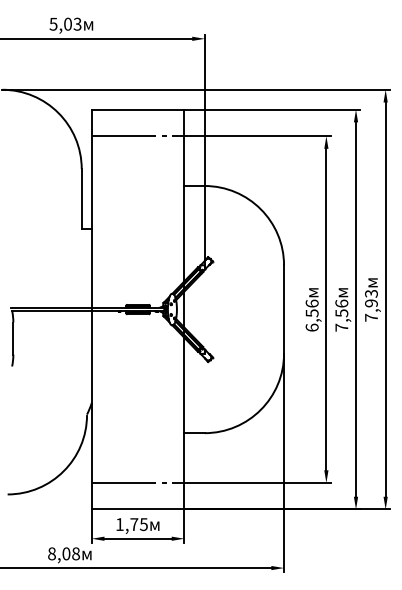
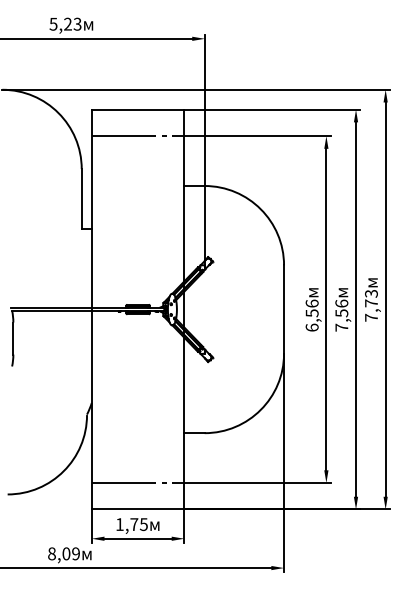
text: 5,03 -> 5,23 (67, 23)
text: 7,93 -> 7,73 (371, 303)
text: 8,08 -> 8,09 (75, 553)
